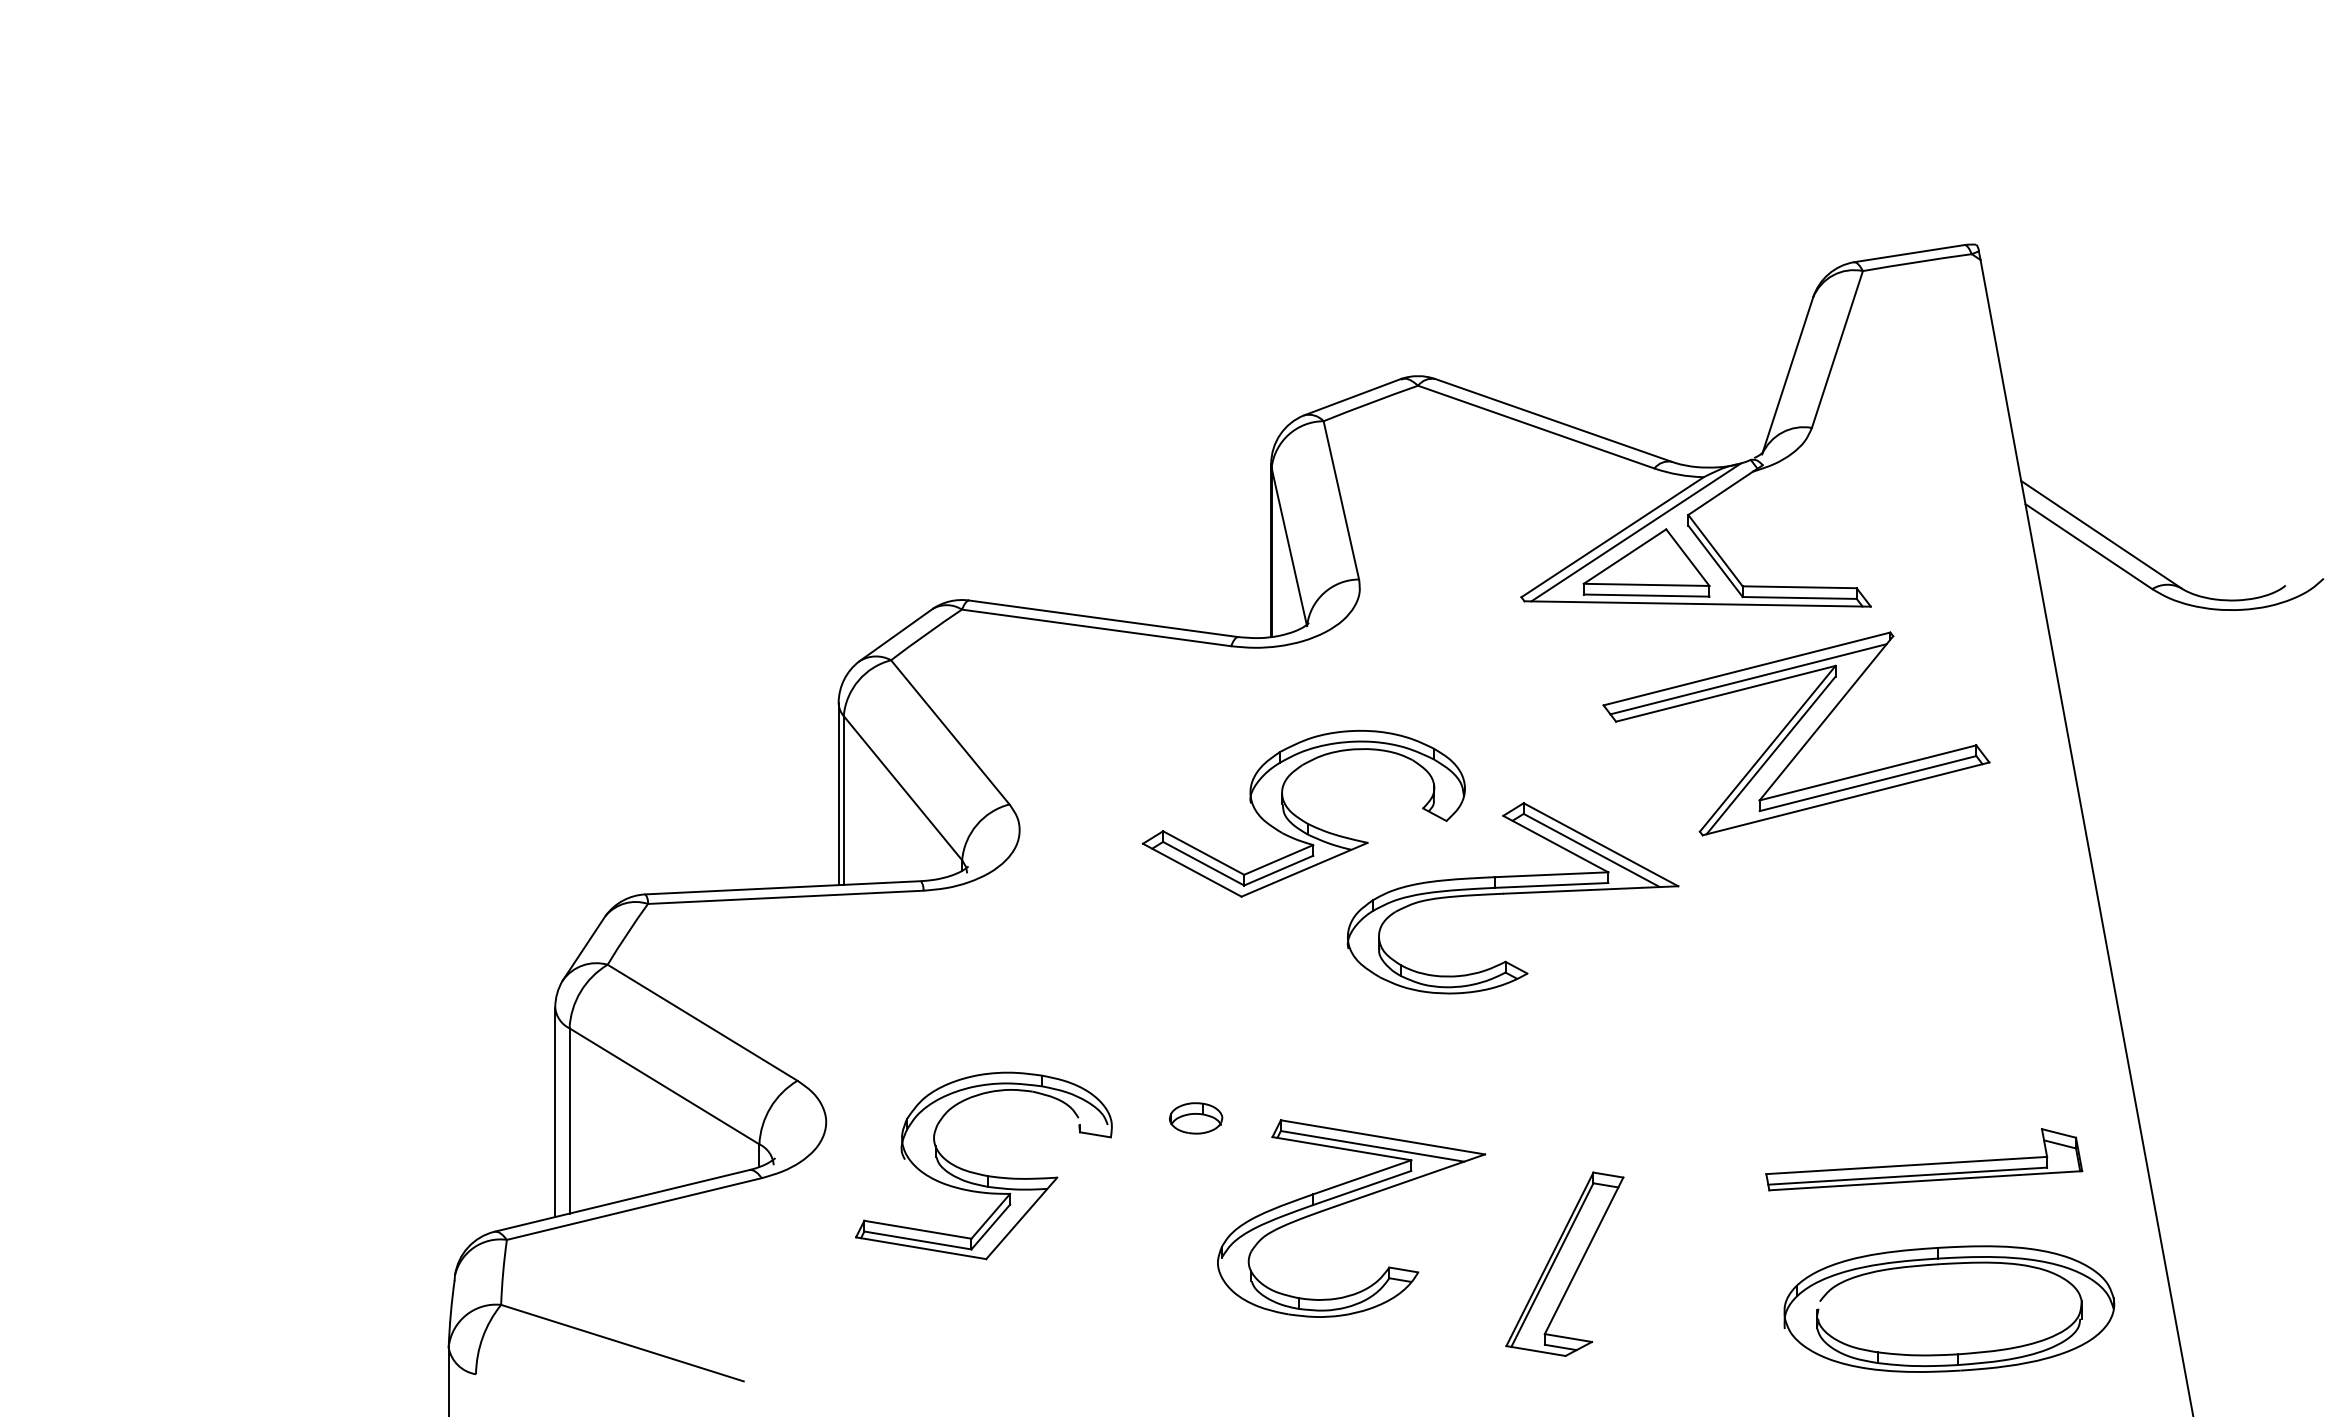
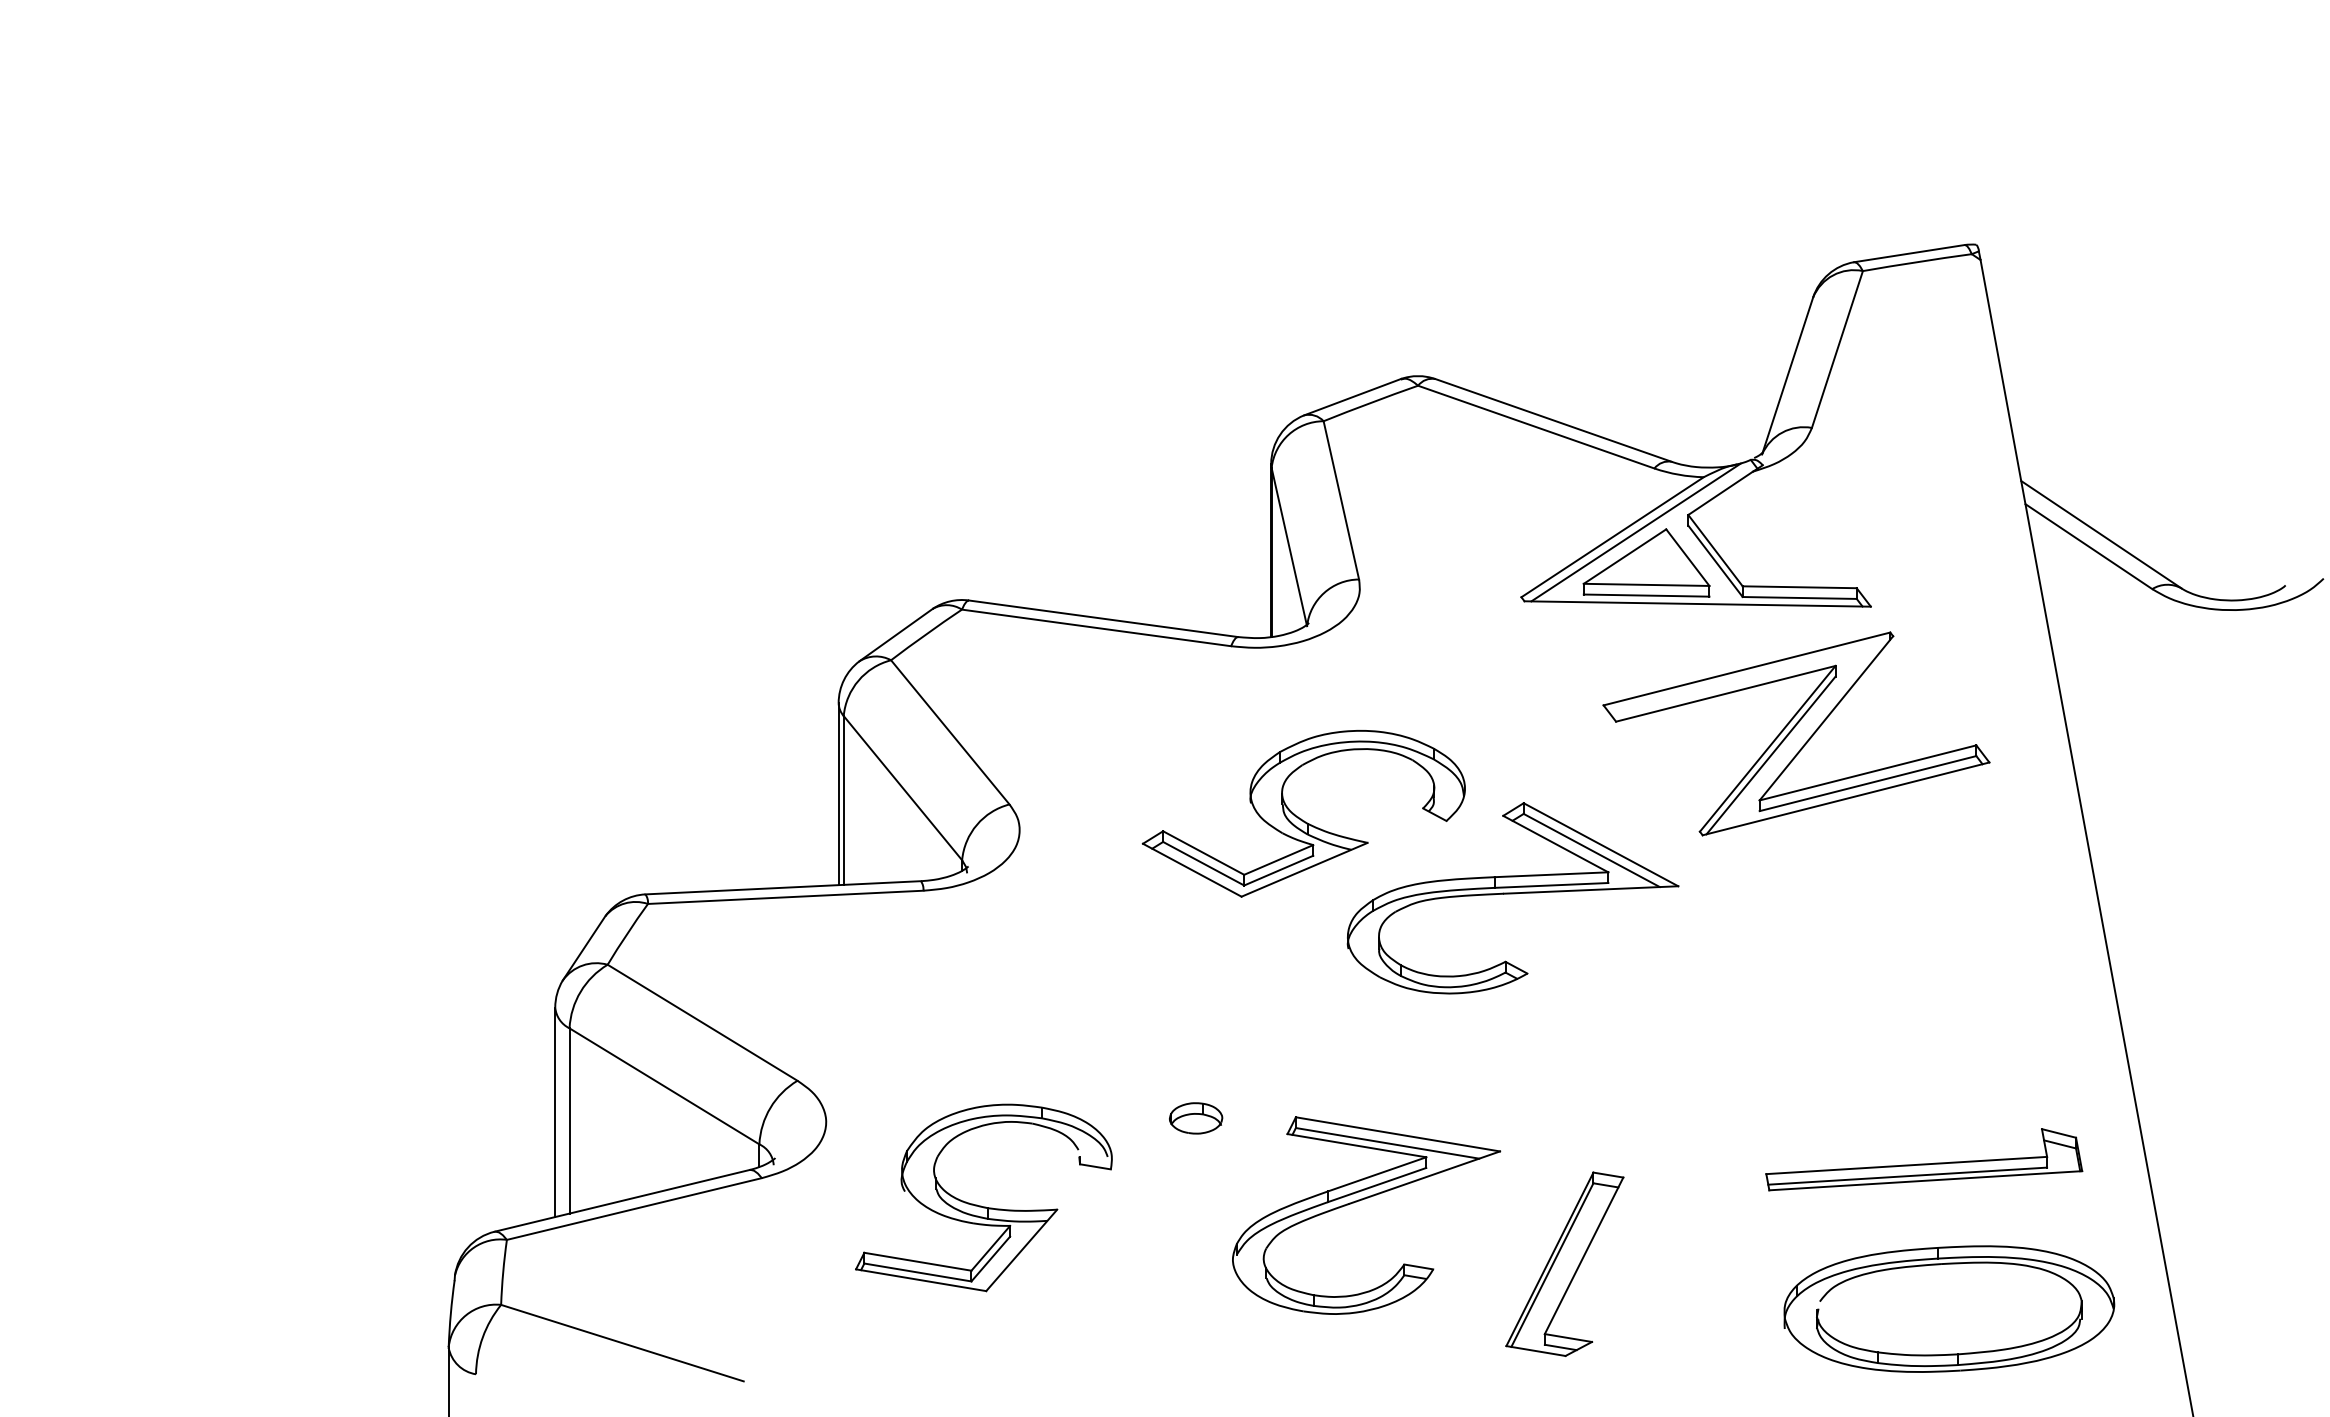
line: present -> none (1748, 679)
part position: (981, 1173) -> (981, 1205) (981, 1205)
part position: (1347, 1203) -> (1362, 1200) (1362, 1200)
